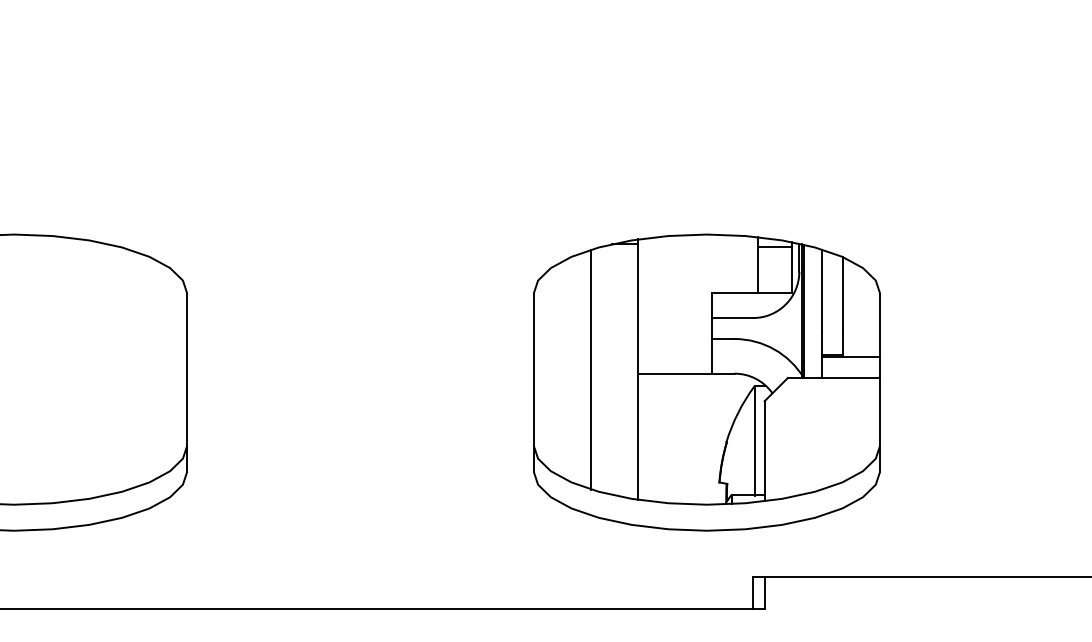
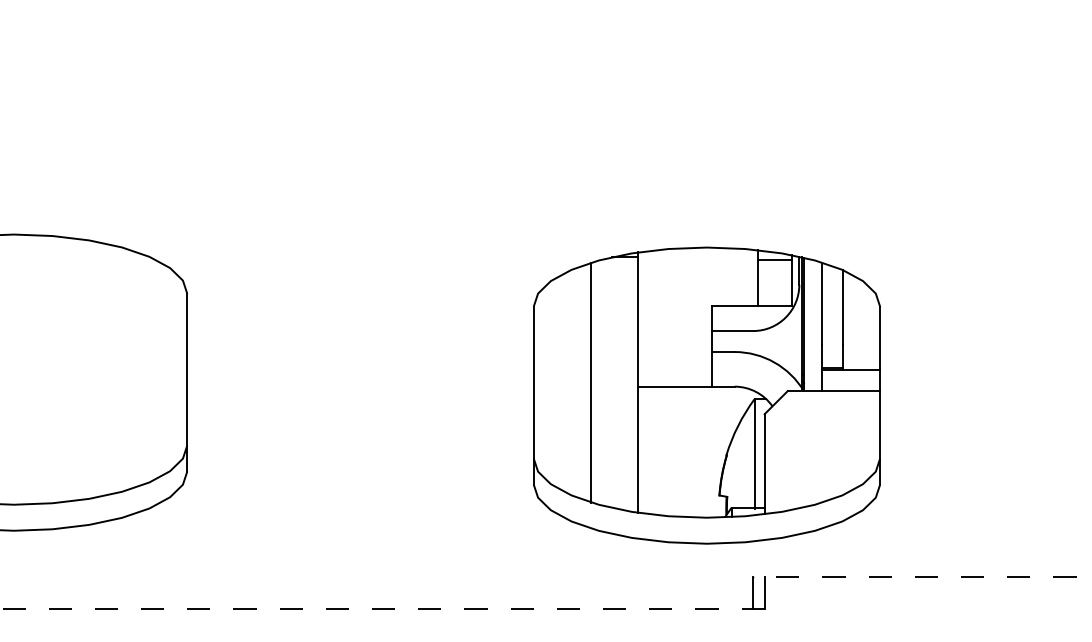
part position: (706, 382) -> (706, 395) (706, 395)
line: solid -> dashed (921, 576)
line: solid -> dashed (382, 609)
